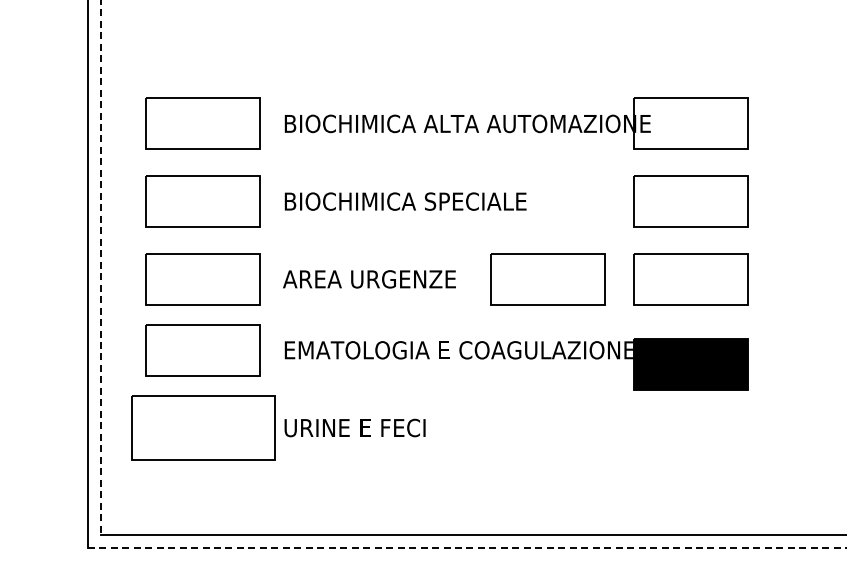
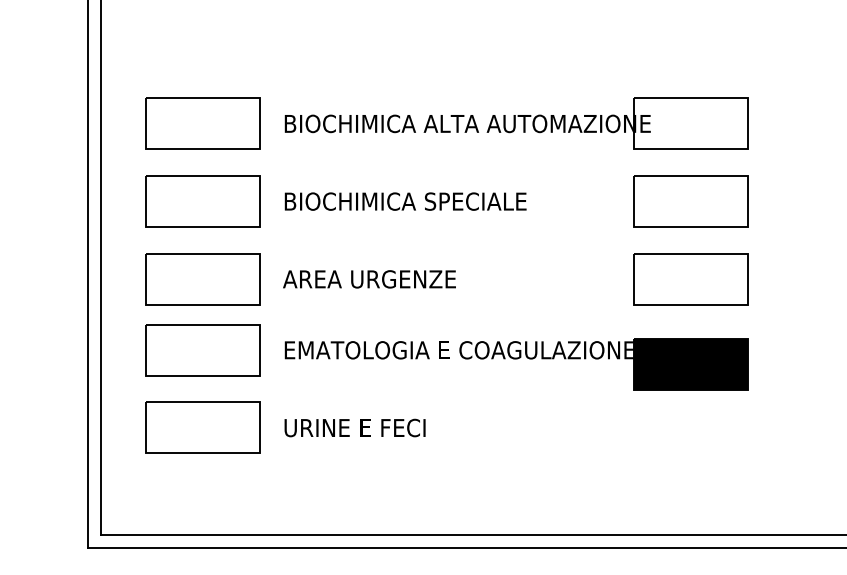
line: dashed -> solid (101, 267)
part: present -> none (547, 279)
part size: 145x66 px -> 116x53 px (202, 427)
line: dashed -> solid (467, 548)
